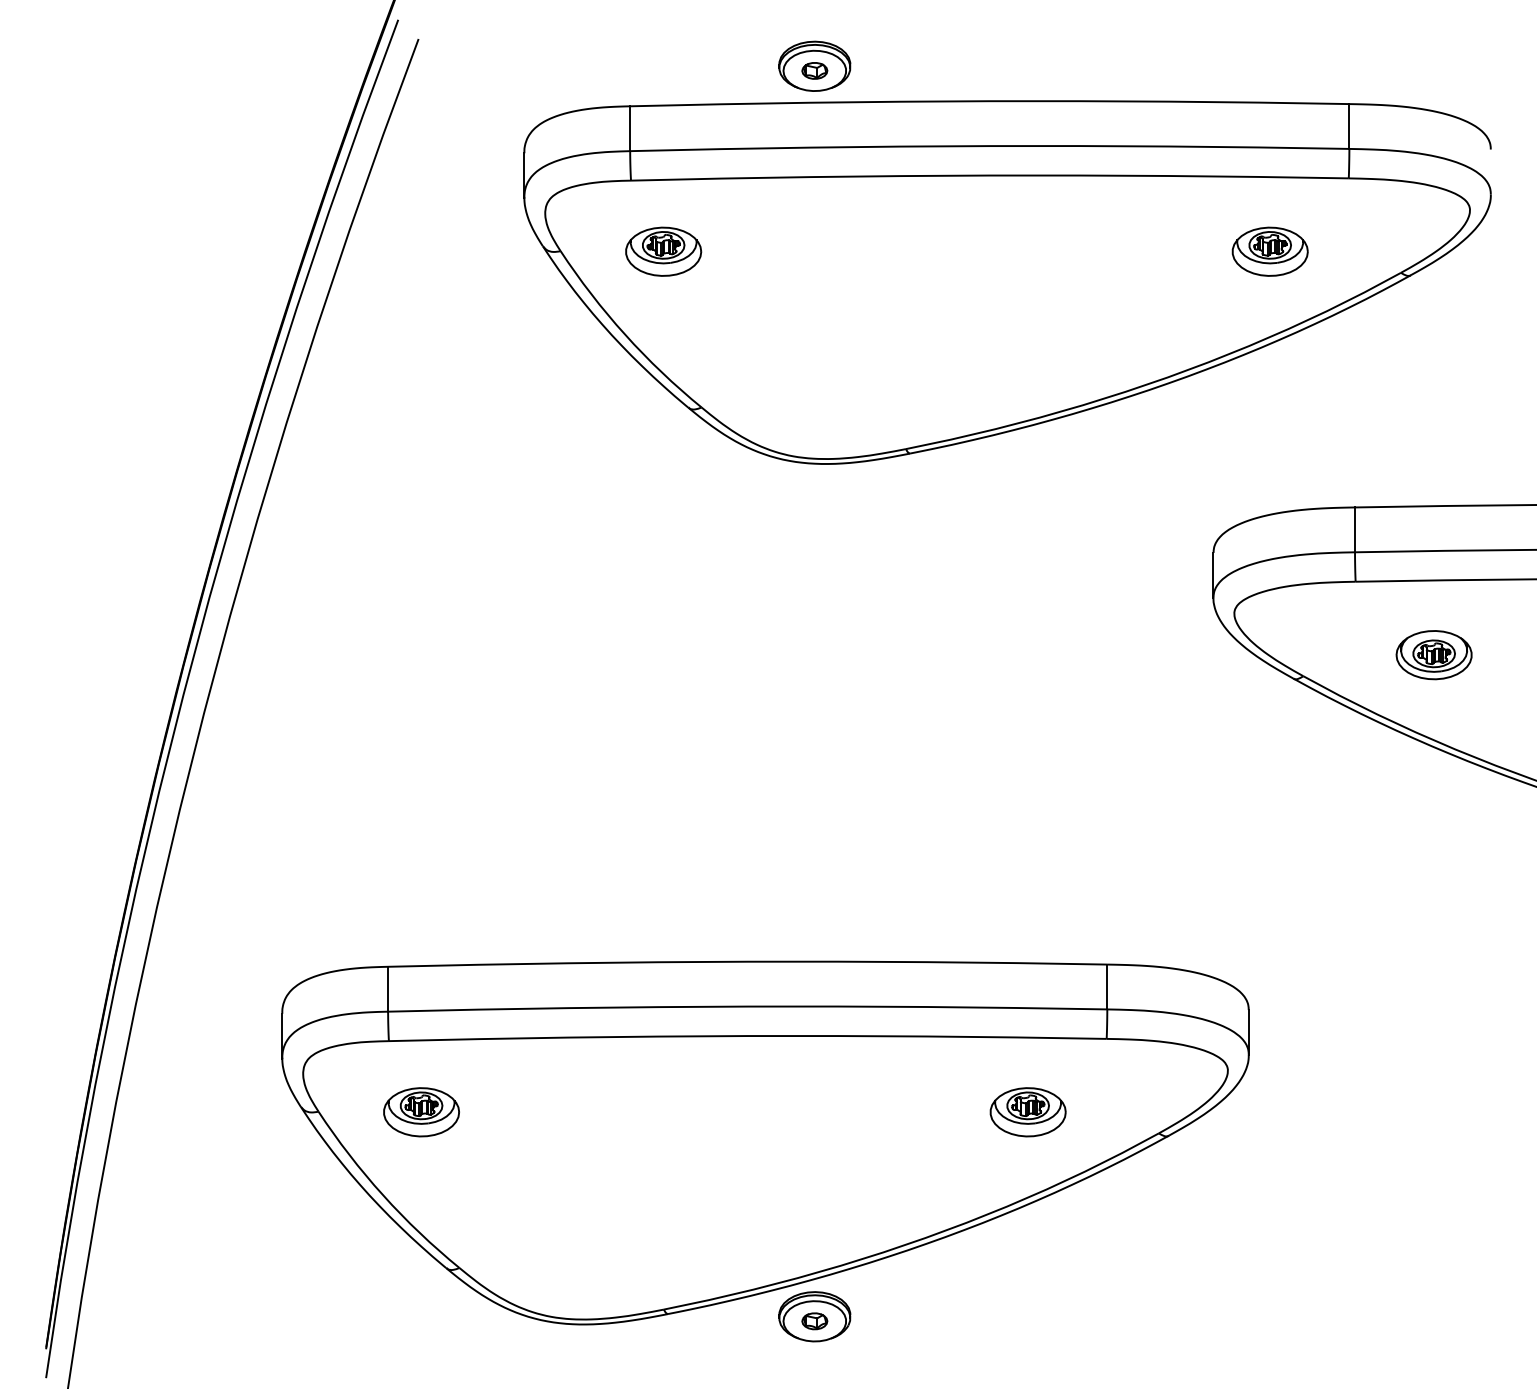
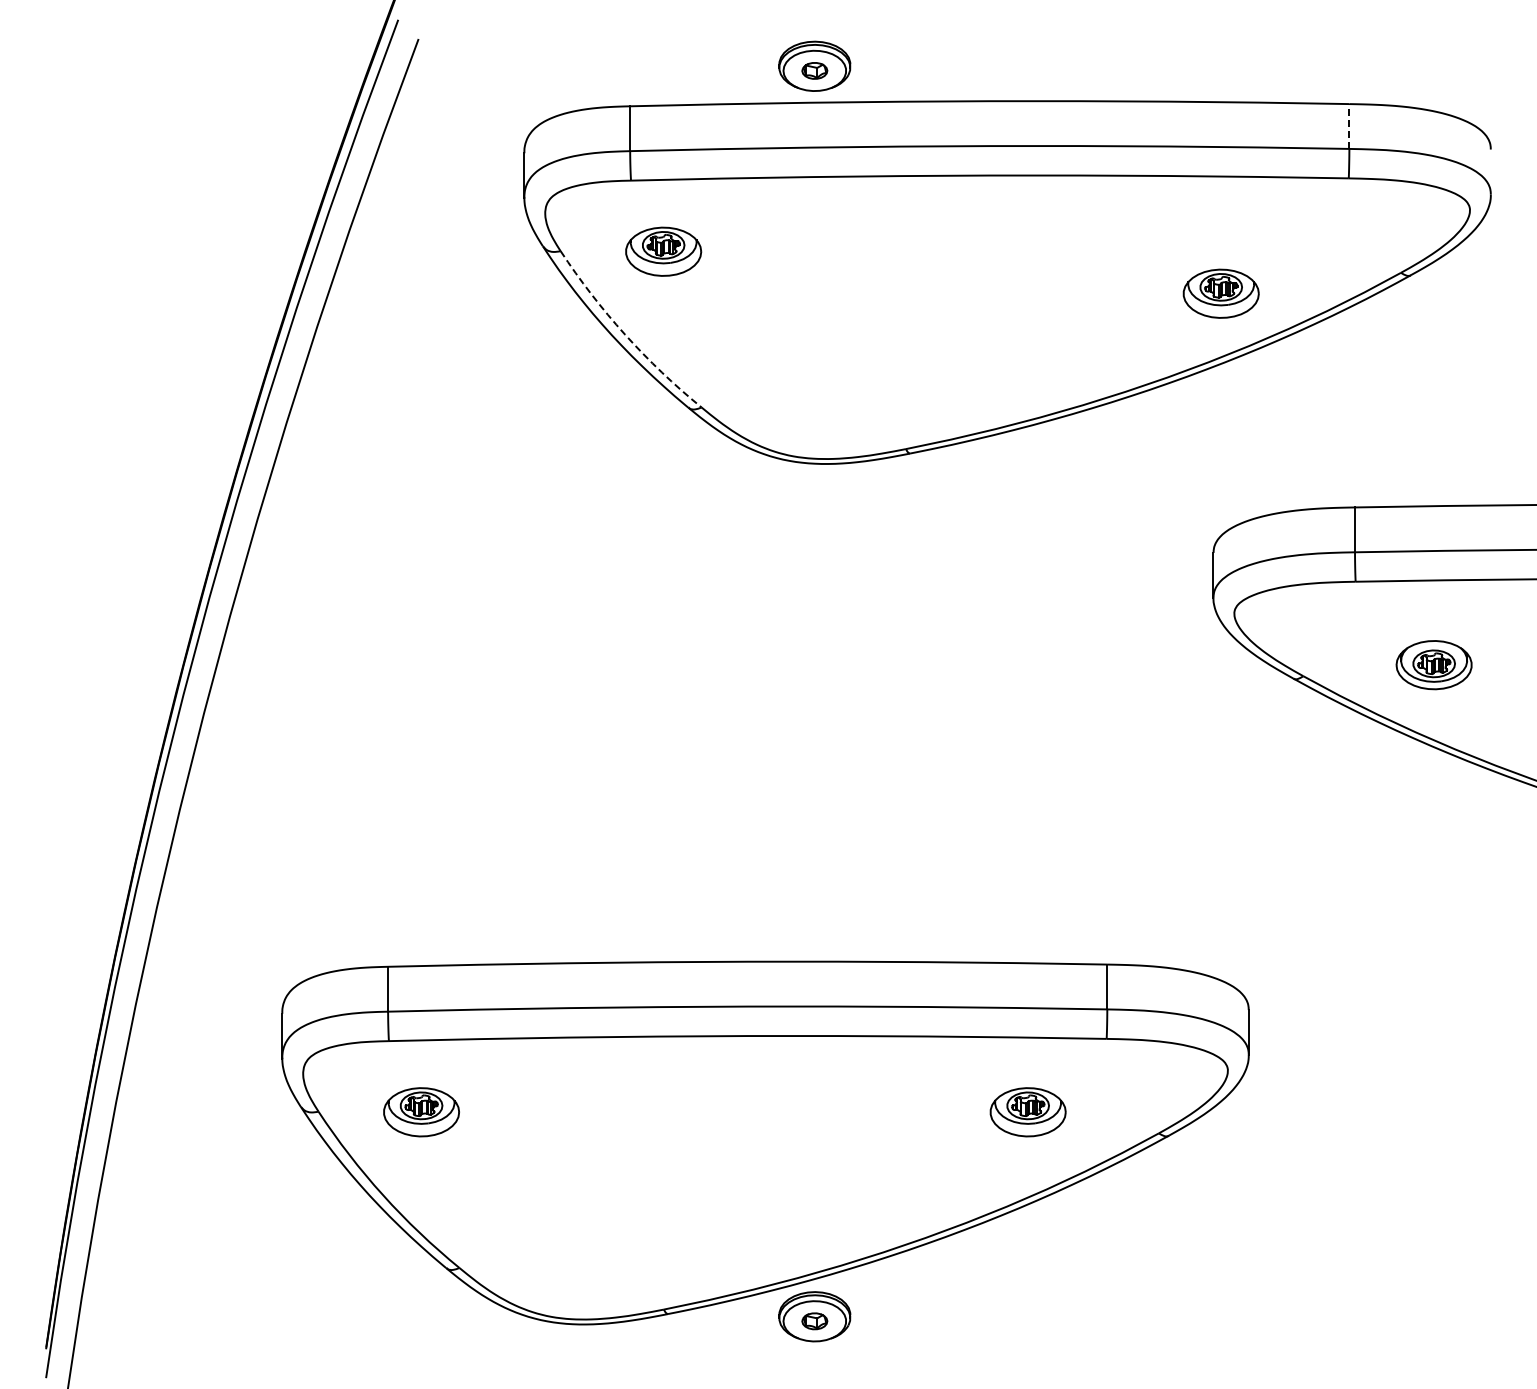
line: solid -> dashed (1349, 126)
part position: (1269, 251) -> (1220, 293) (1220, 293)
arc: solid -> dashed (625, 334)
part position: (1433, 655) -> (1433, 665) (1433, 665)
